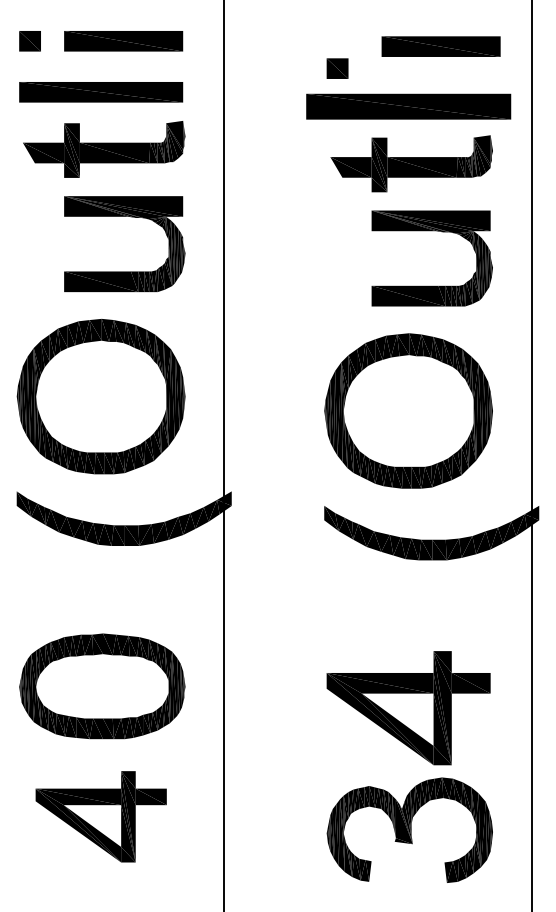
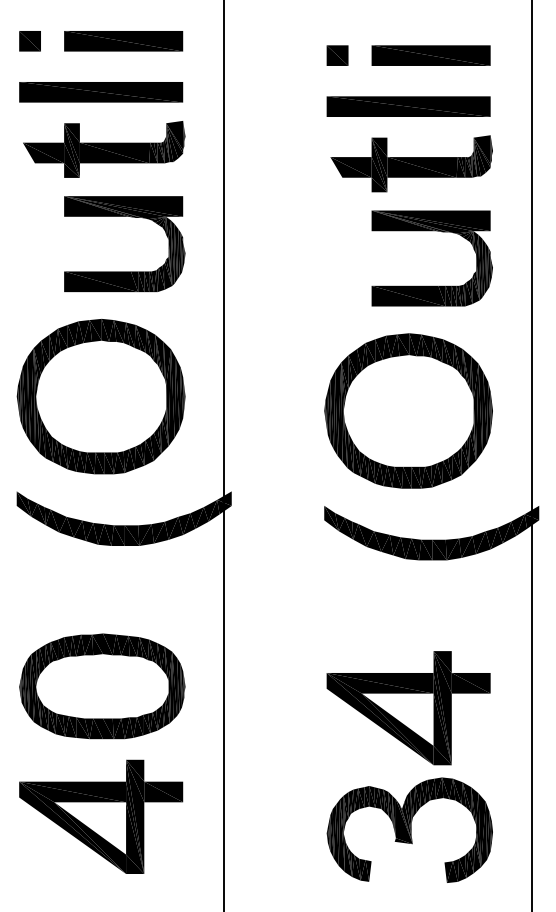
part position: (440, 46) -> (430, 55) (430, 55)
part position: (337, 68) -> (337, 55) (337, 55)
part size: 206x27 px -> 165x21 px (408, 106)
part size: 132x92 px -> 165x115 px (101, 816)
